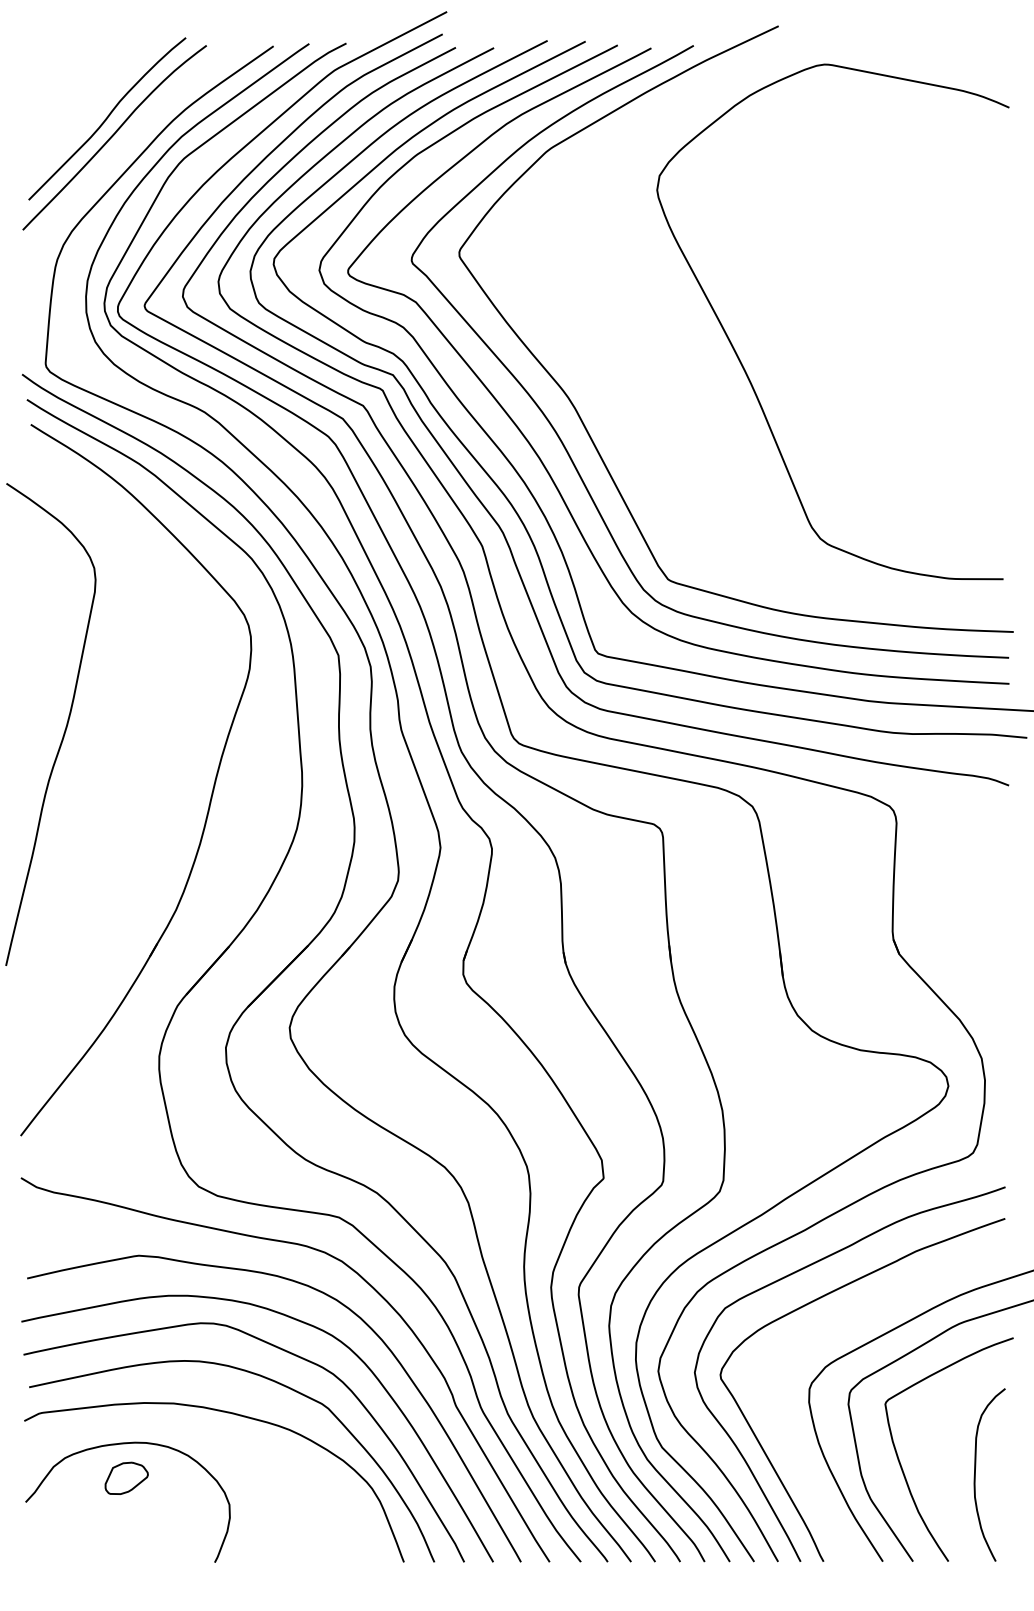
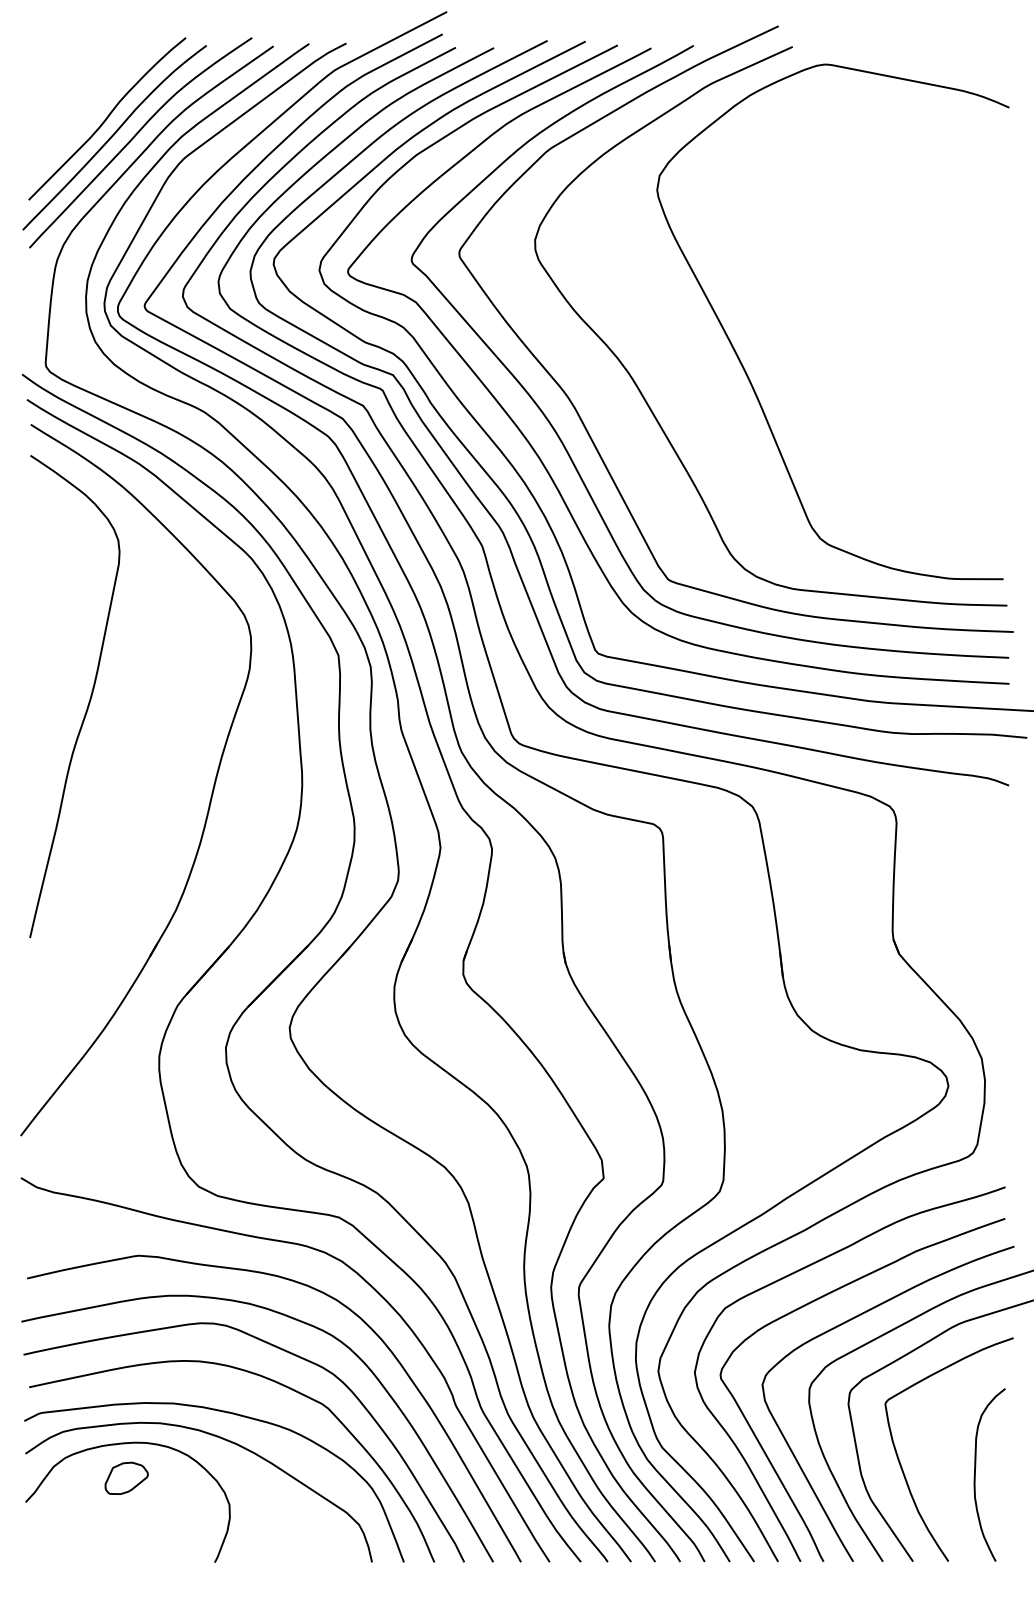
curve: none -> present (133, 139)
curve: none -> present (644, 396)
curve position: (64, 729) -> (88, 701) (88, 701)
curve: none -> present (847, 1322)
curve: none -> present (216, 1437)
